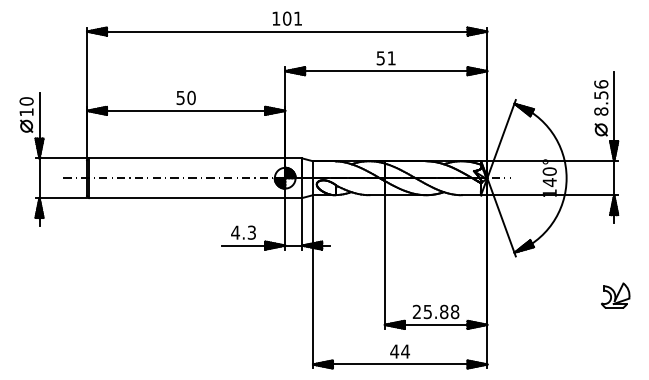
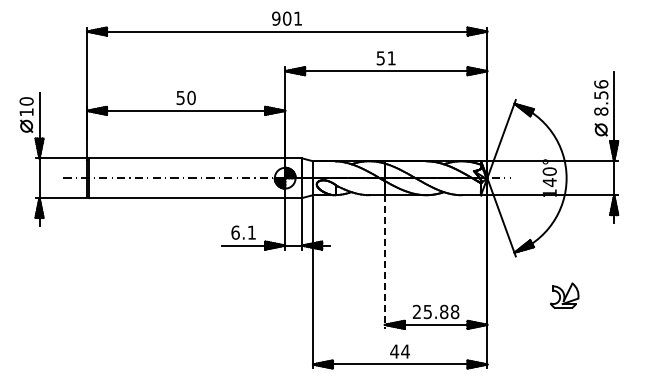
text: 101 -> 901 (276, 18)
text: 4.3 -> 6.1 (243, 232)
line: solid -> dashed (384, 262)
part position: (615, 295) -> (564, 295) (564, 295)
